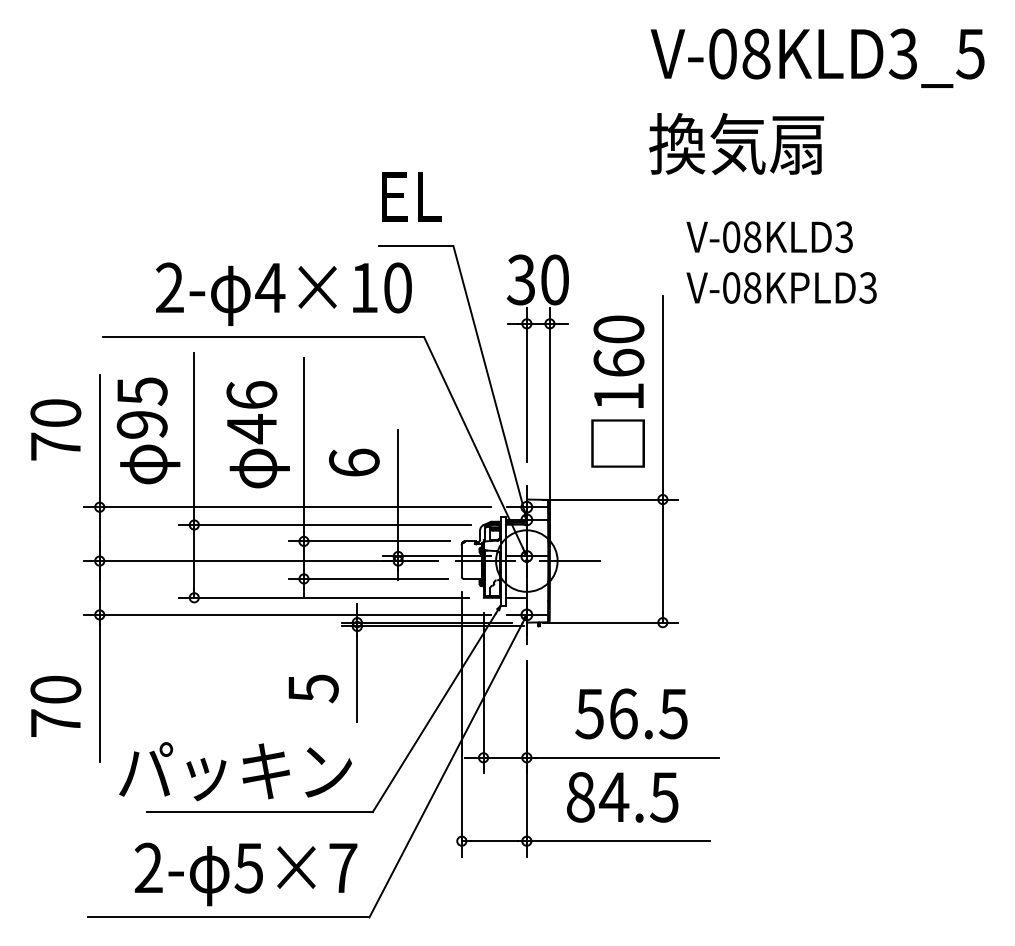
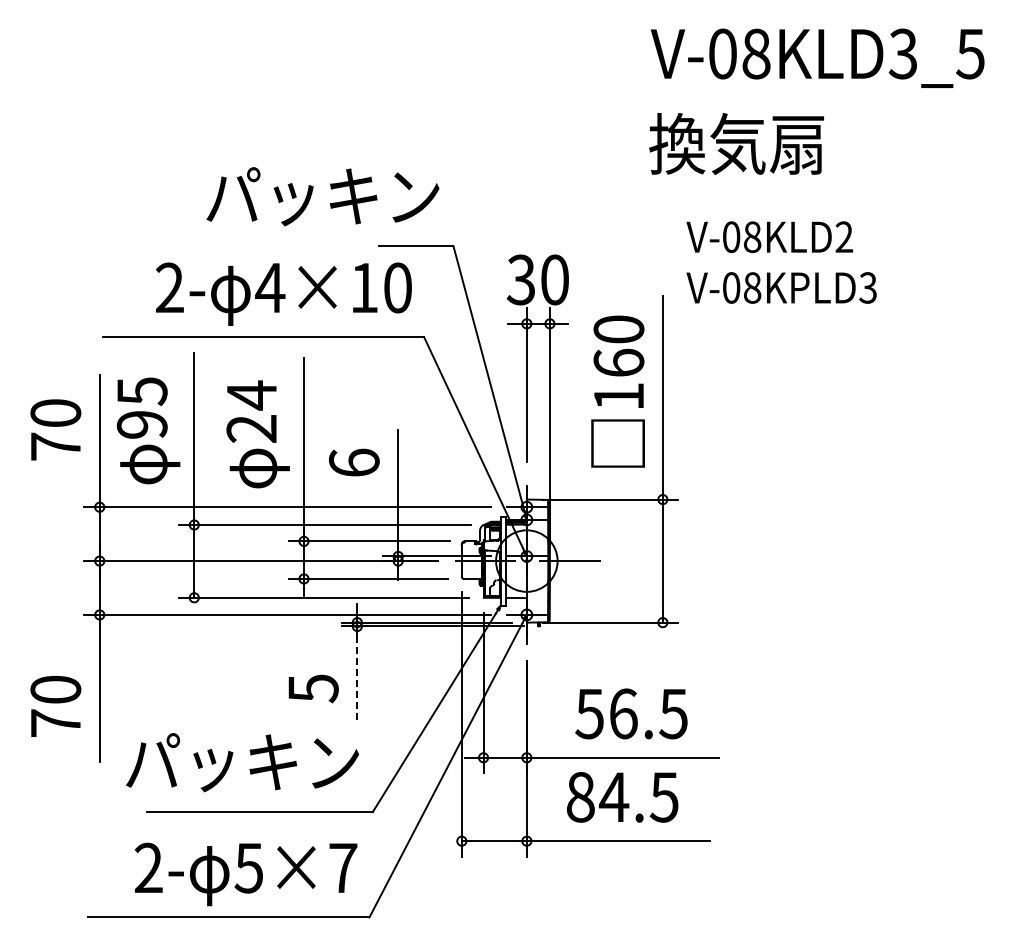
text: EL -> パッキン (323, 196)
text: V-08KLD3 -> V-08KLD2 (844, 237)
text: 46 -> 24 (251, 412)
line: solid -> dashed (357, 679)
text position: (235, 771) -> (242, 762) (242, 762)
